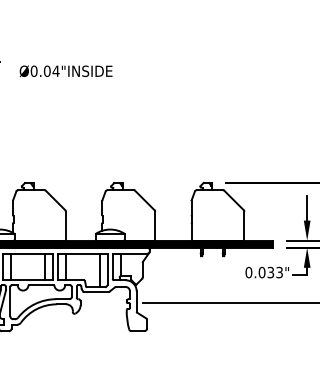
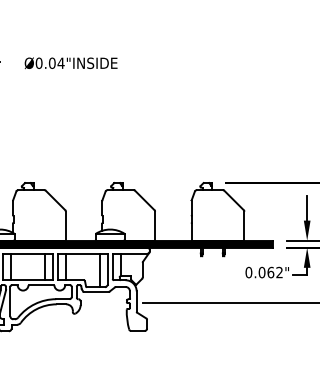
text position: (65, 71) -> (70, 63) (70, 63)
text: 0.033" -> 0.062" (274, 272)
